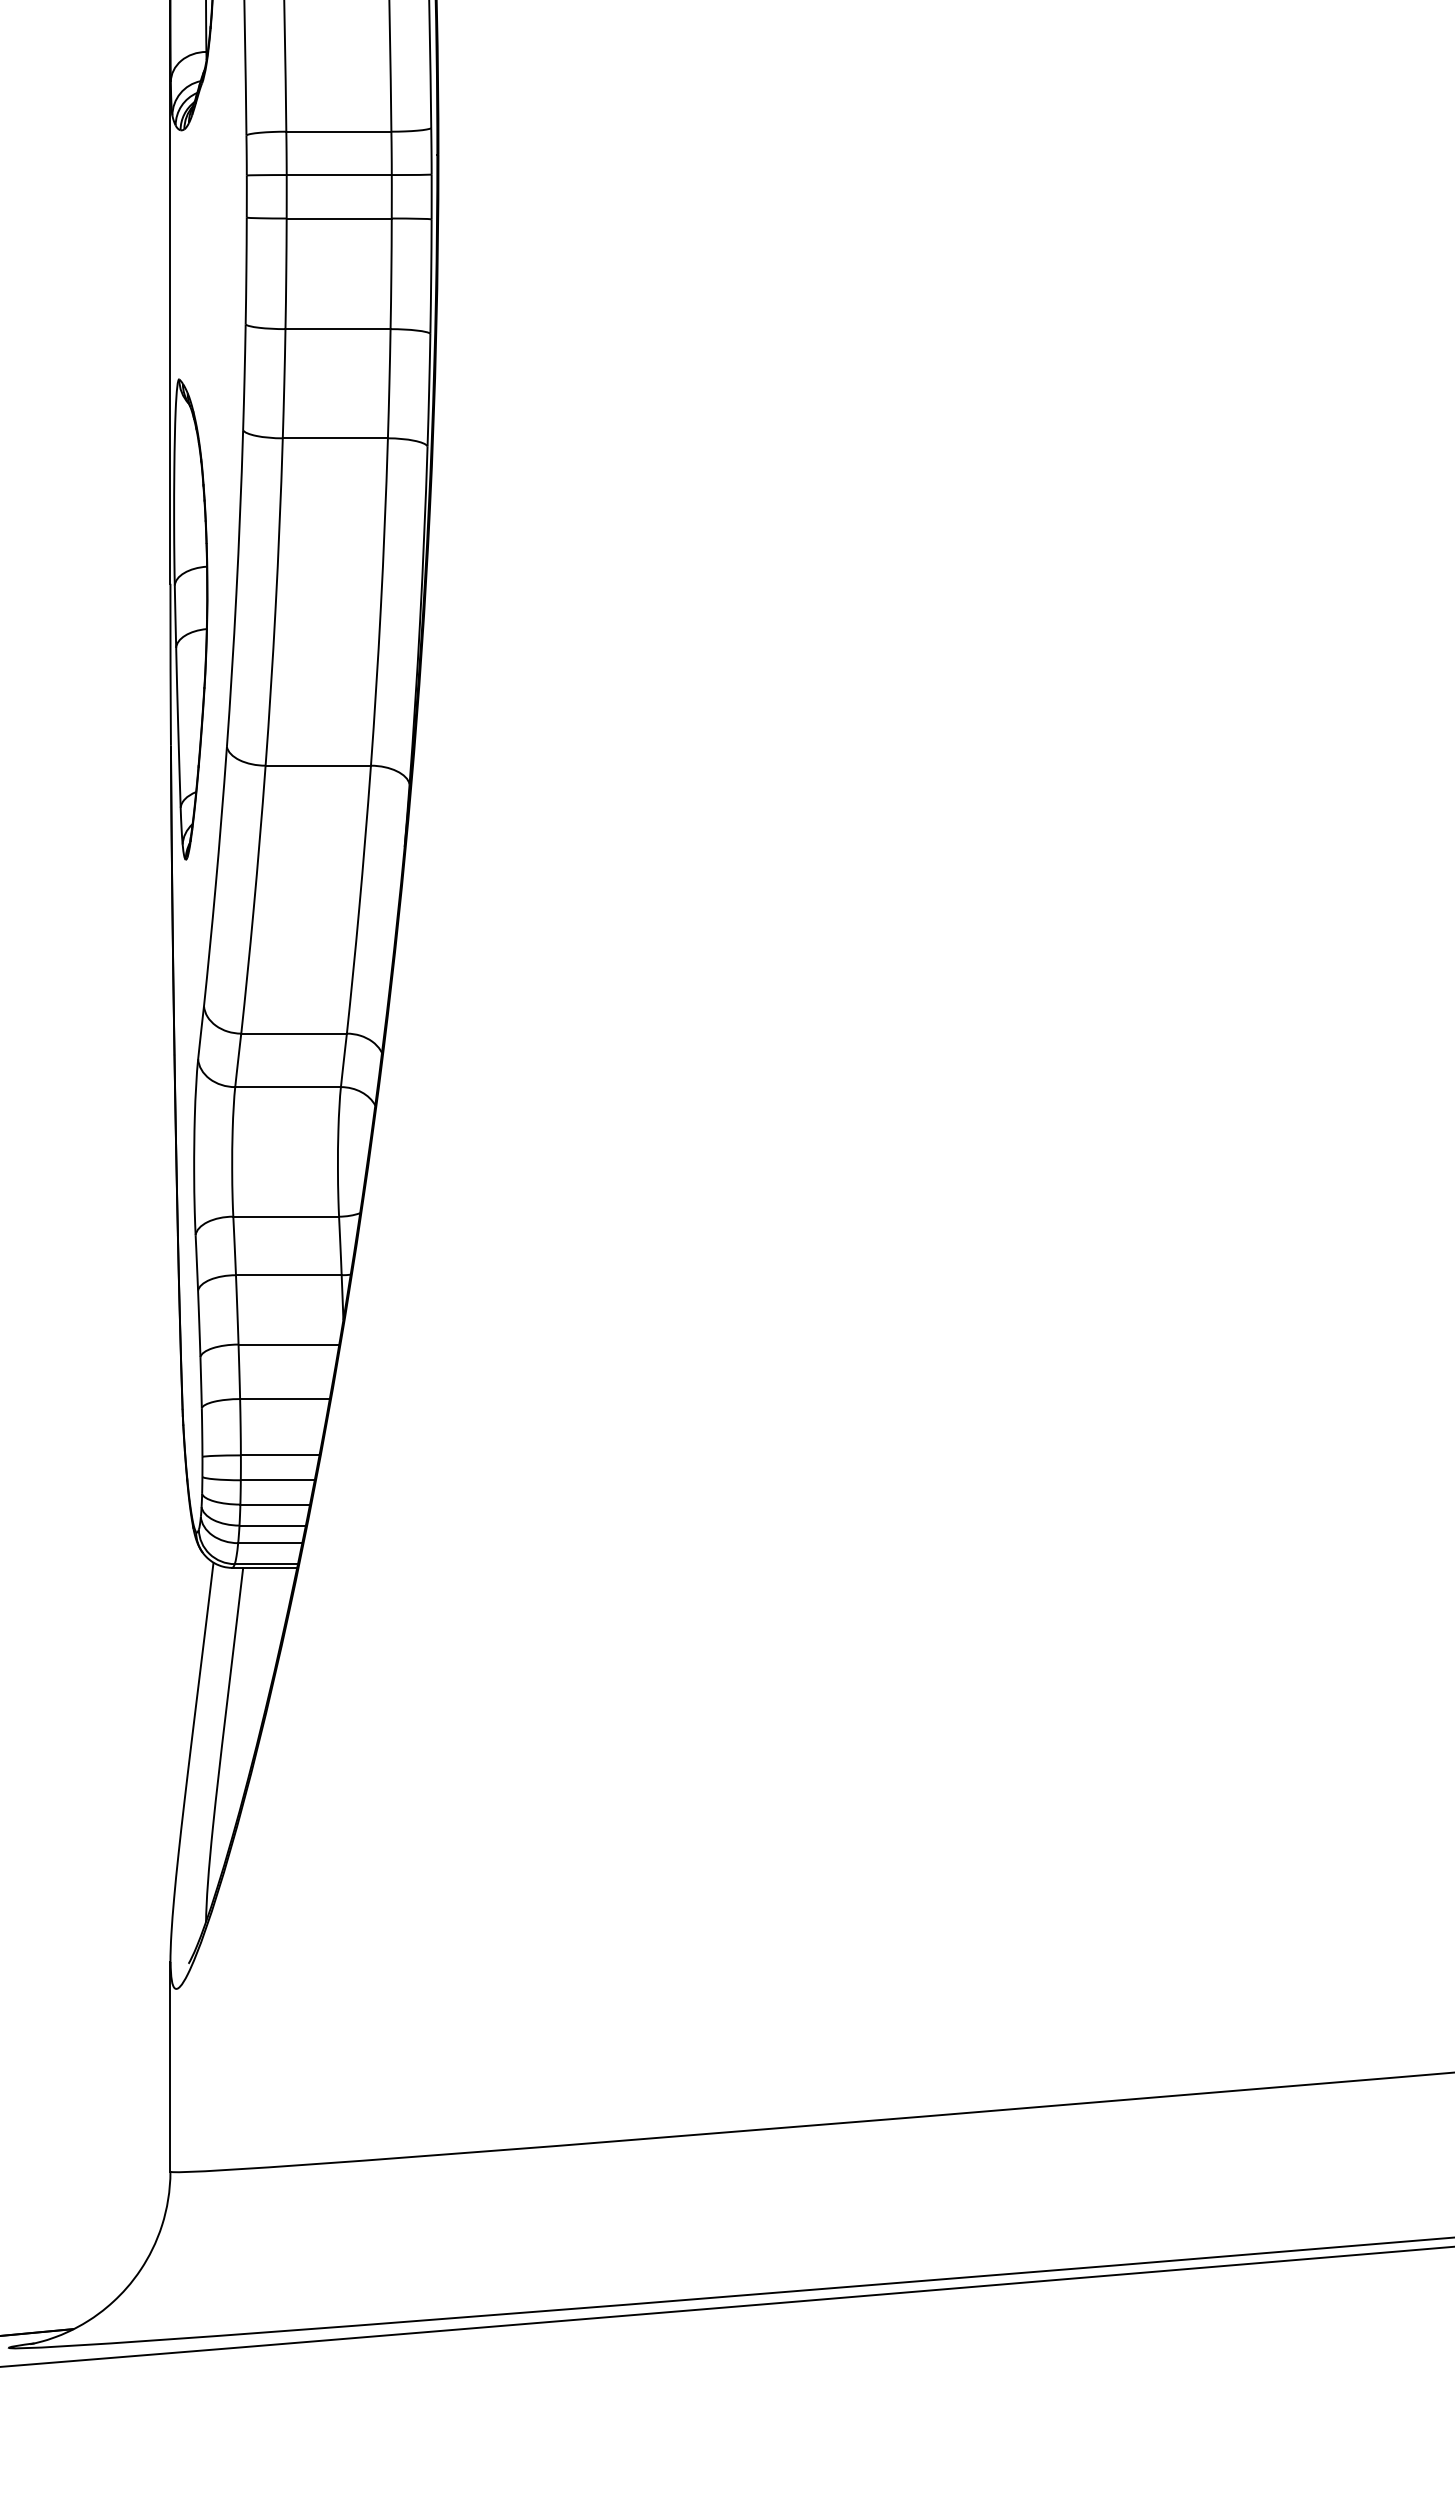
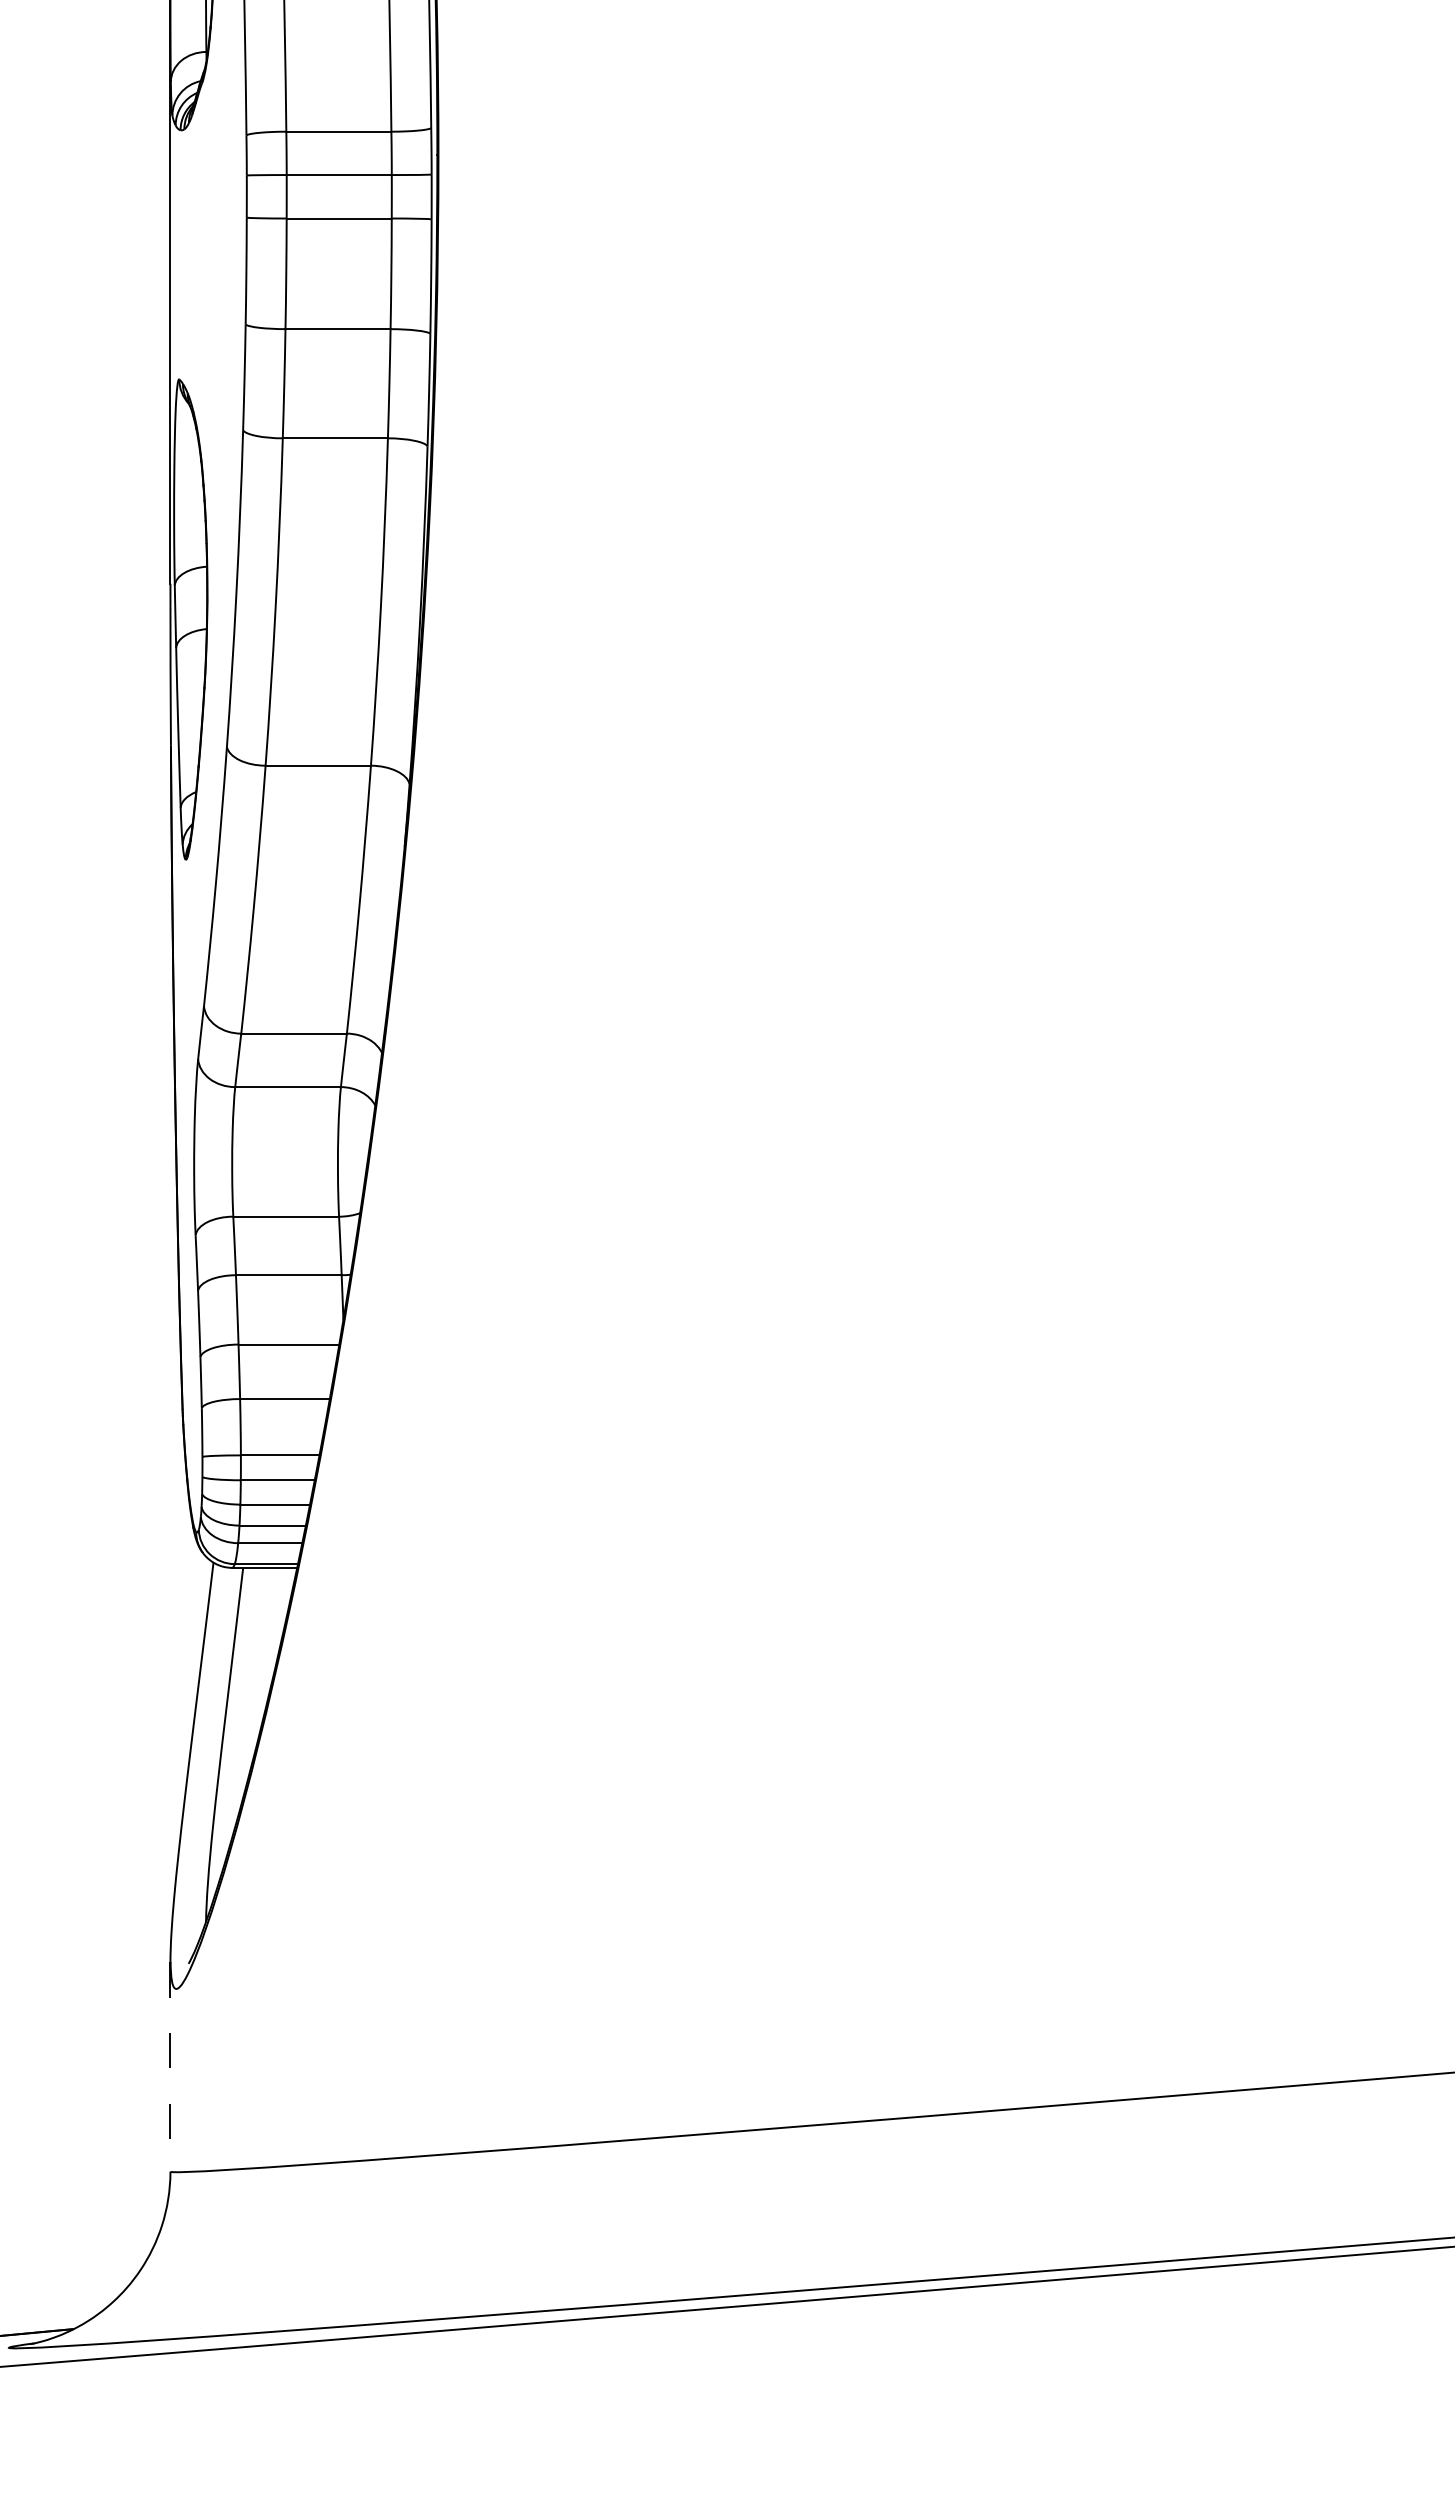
line: solid -> dashed (170, 2066)
